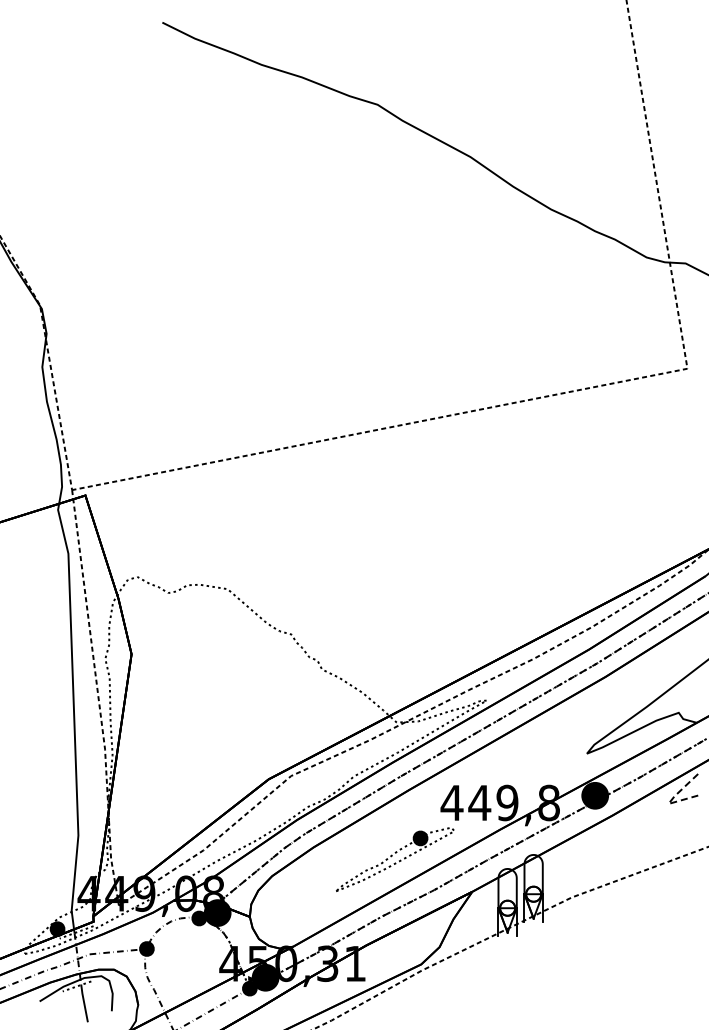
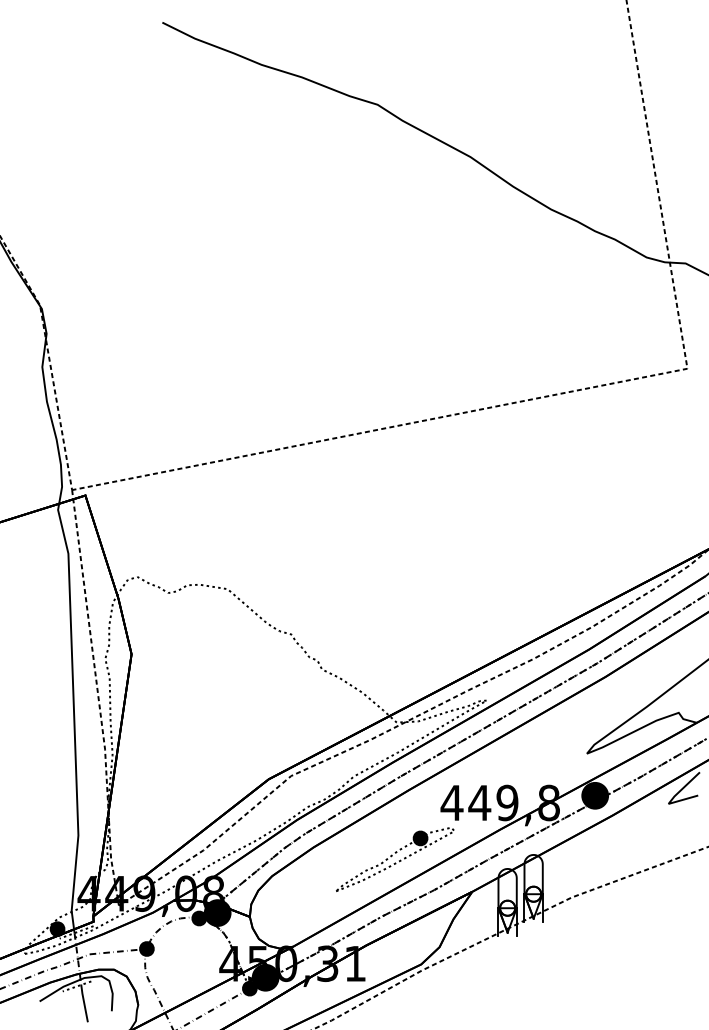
line: dashed -> solid (673, 797)
